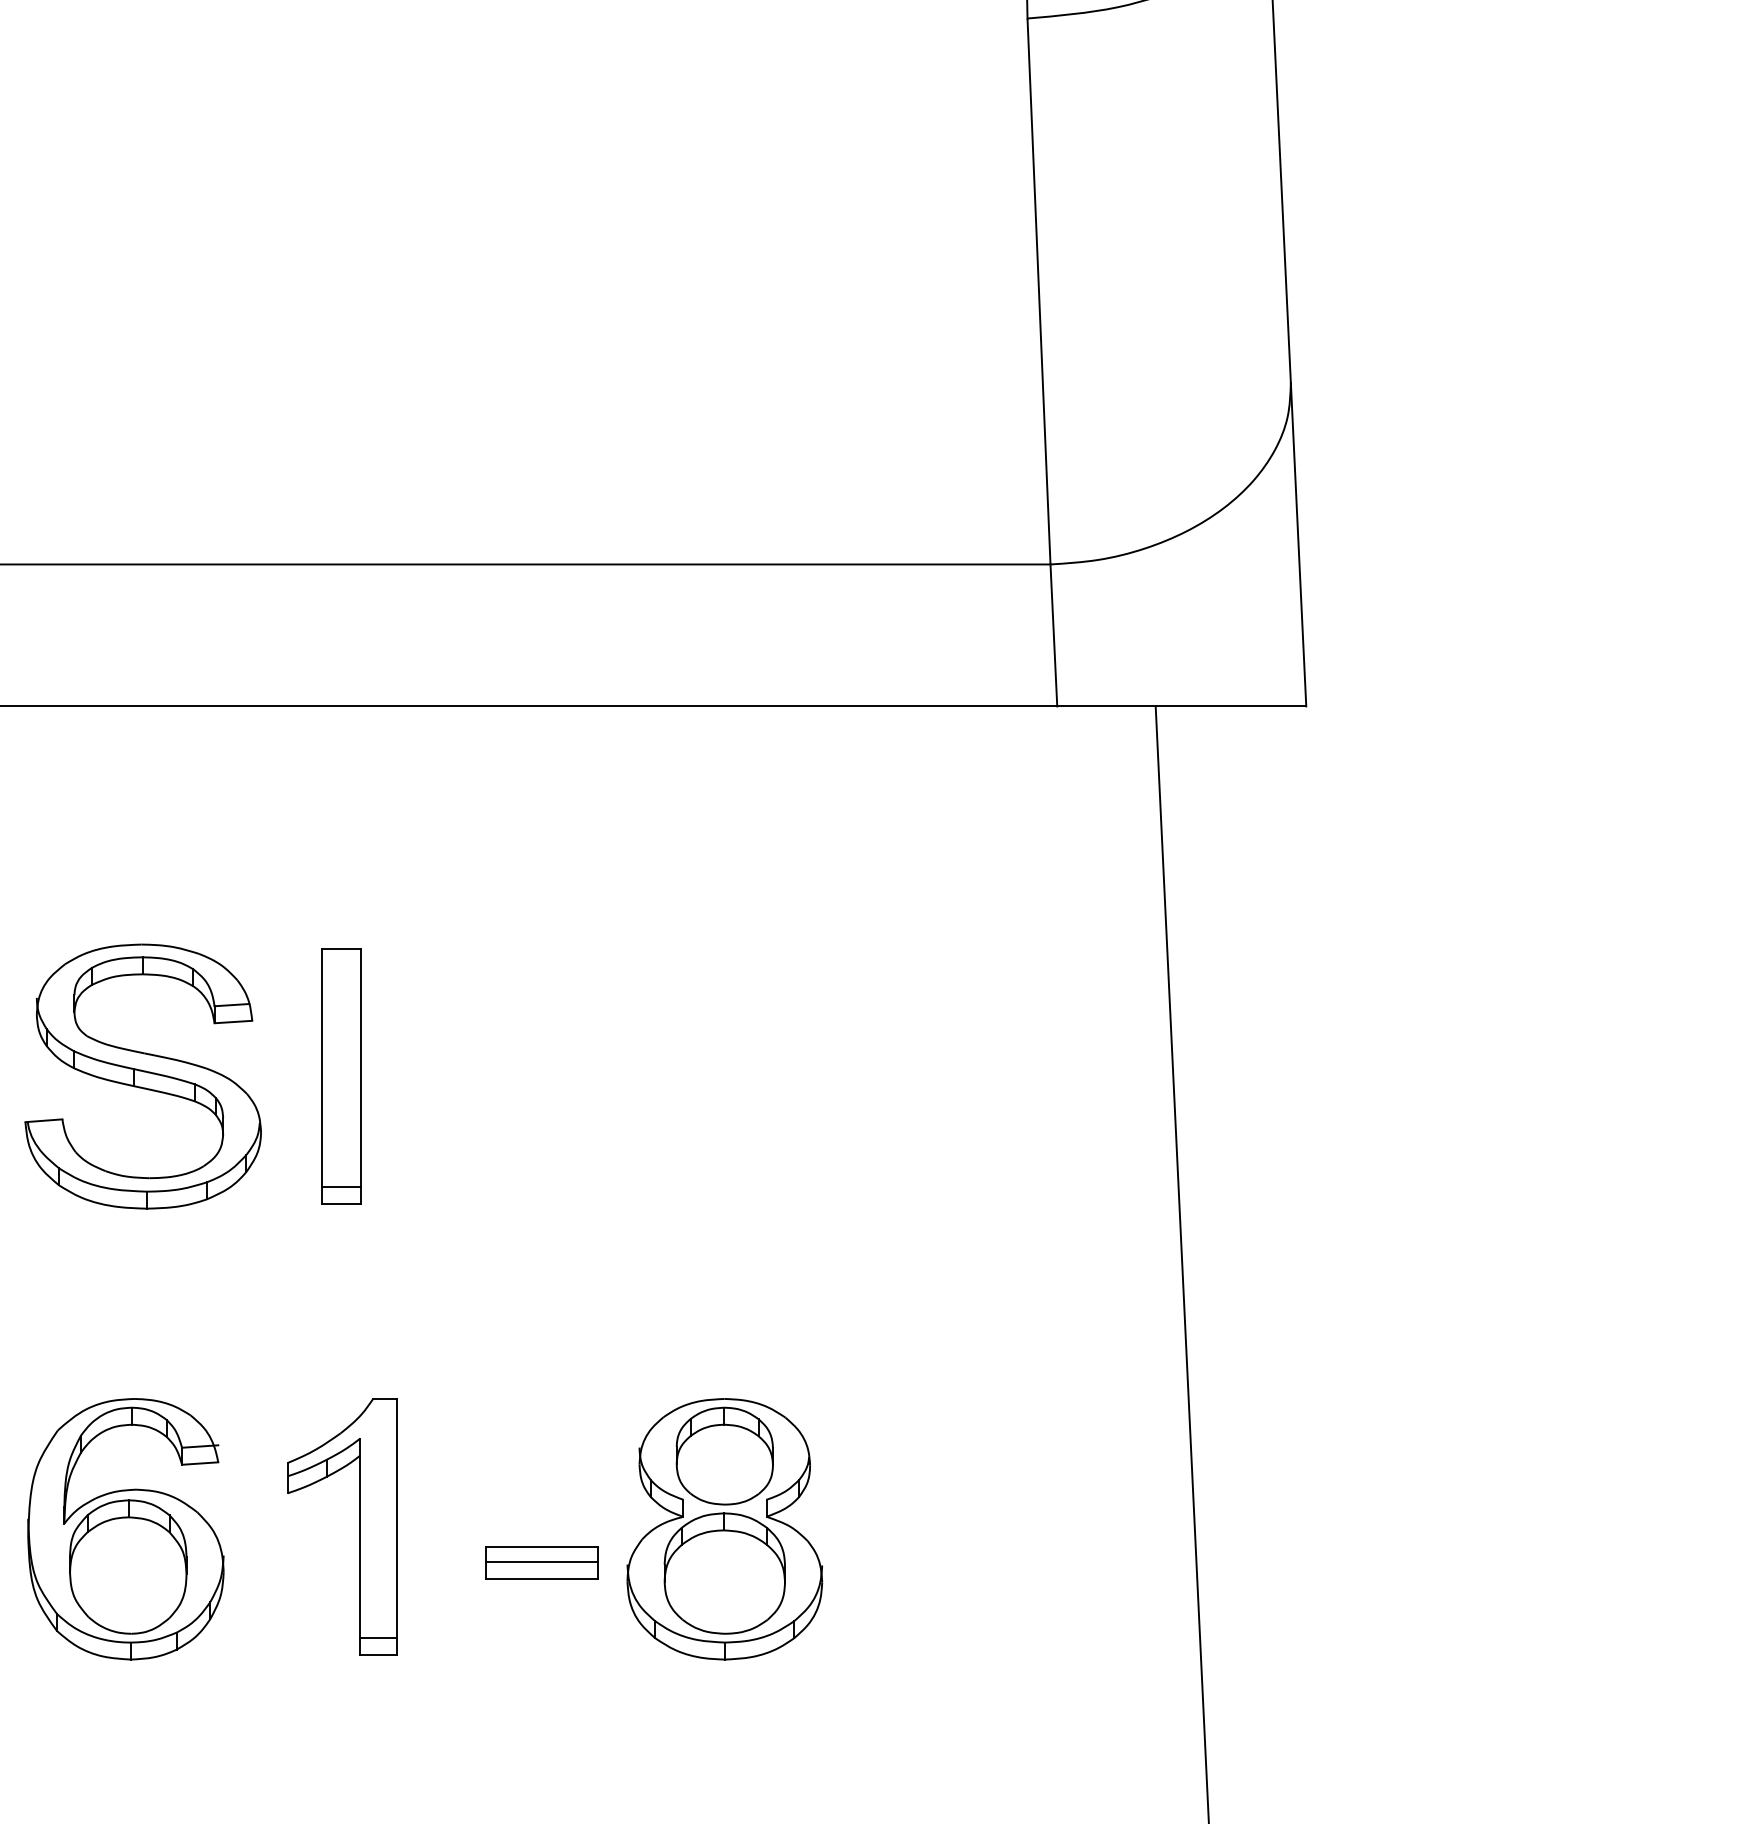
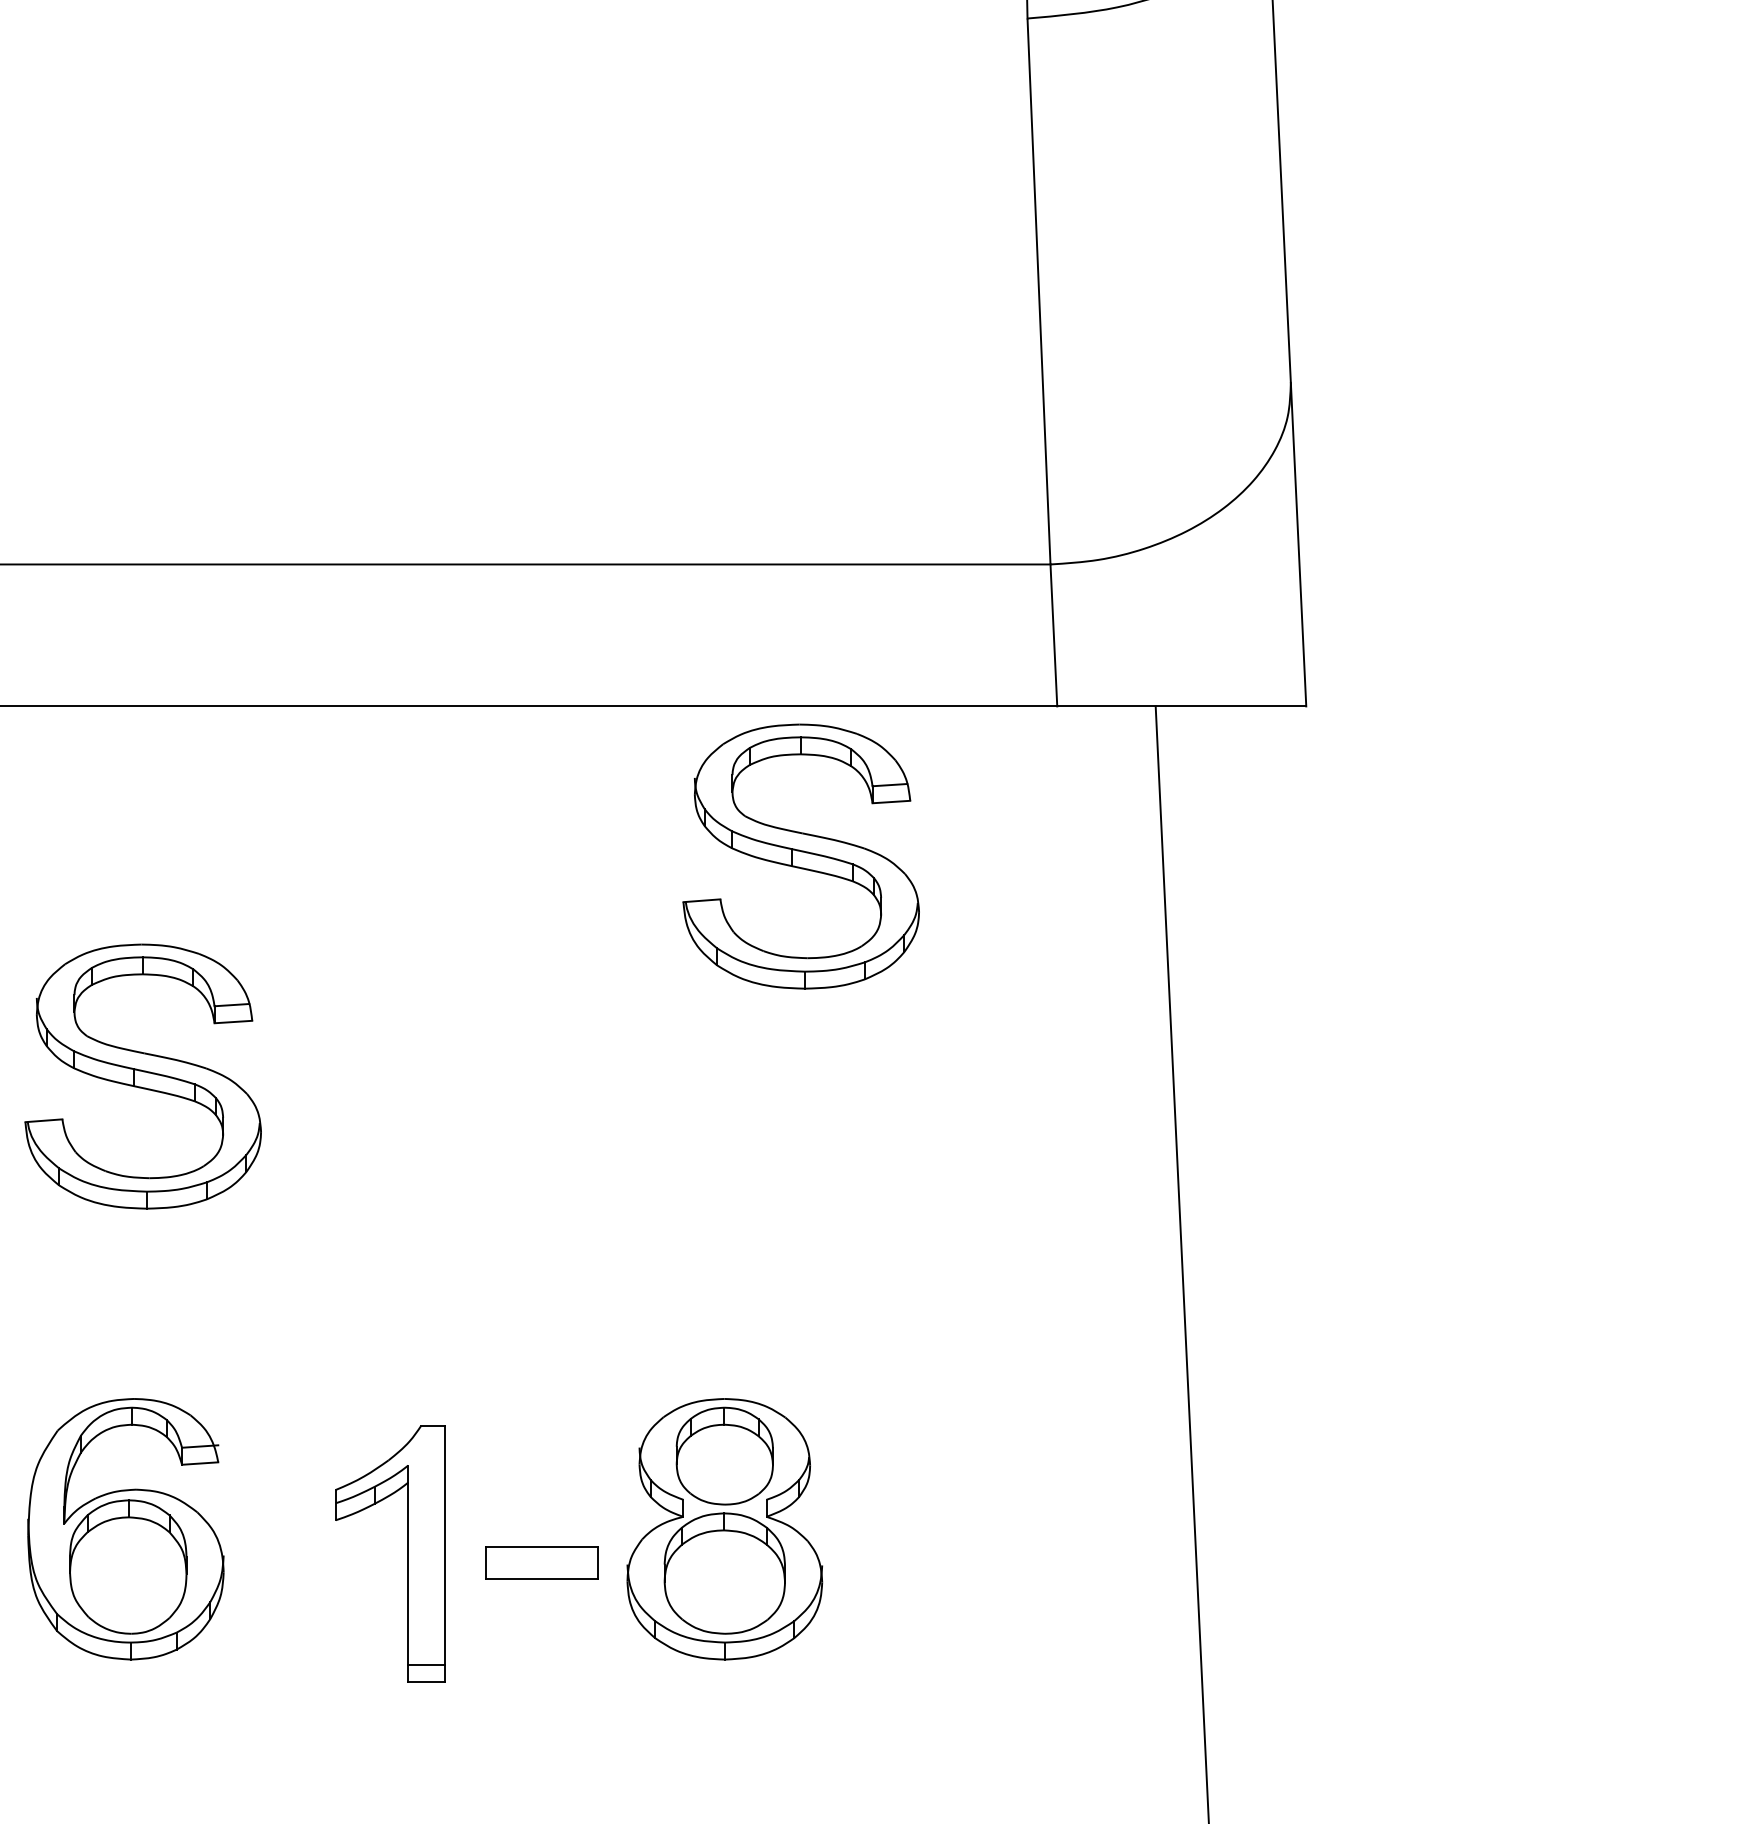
part: none -> present (800, 856)
part: present -> none (341, 1076)
part position: (359, 1526) -> (407, 1553) (407, 1553)
line: present -> none (541, 1561)
